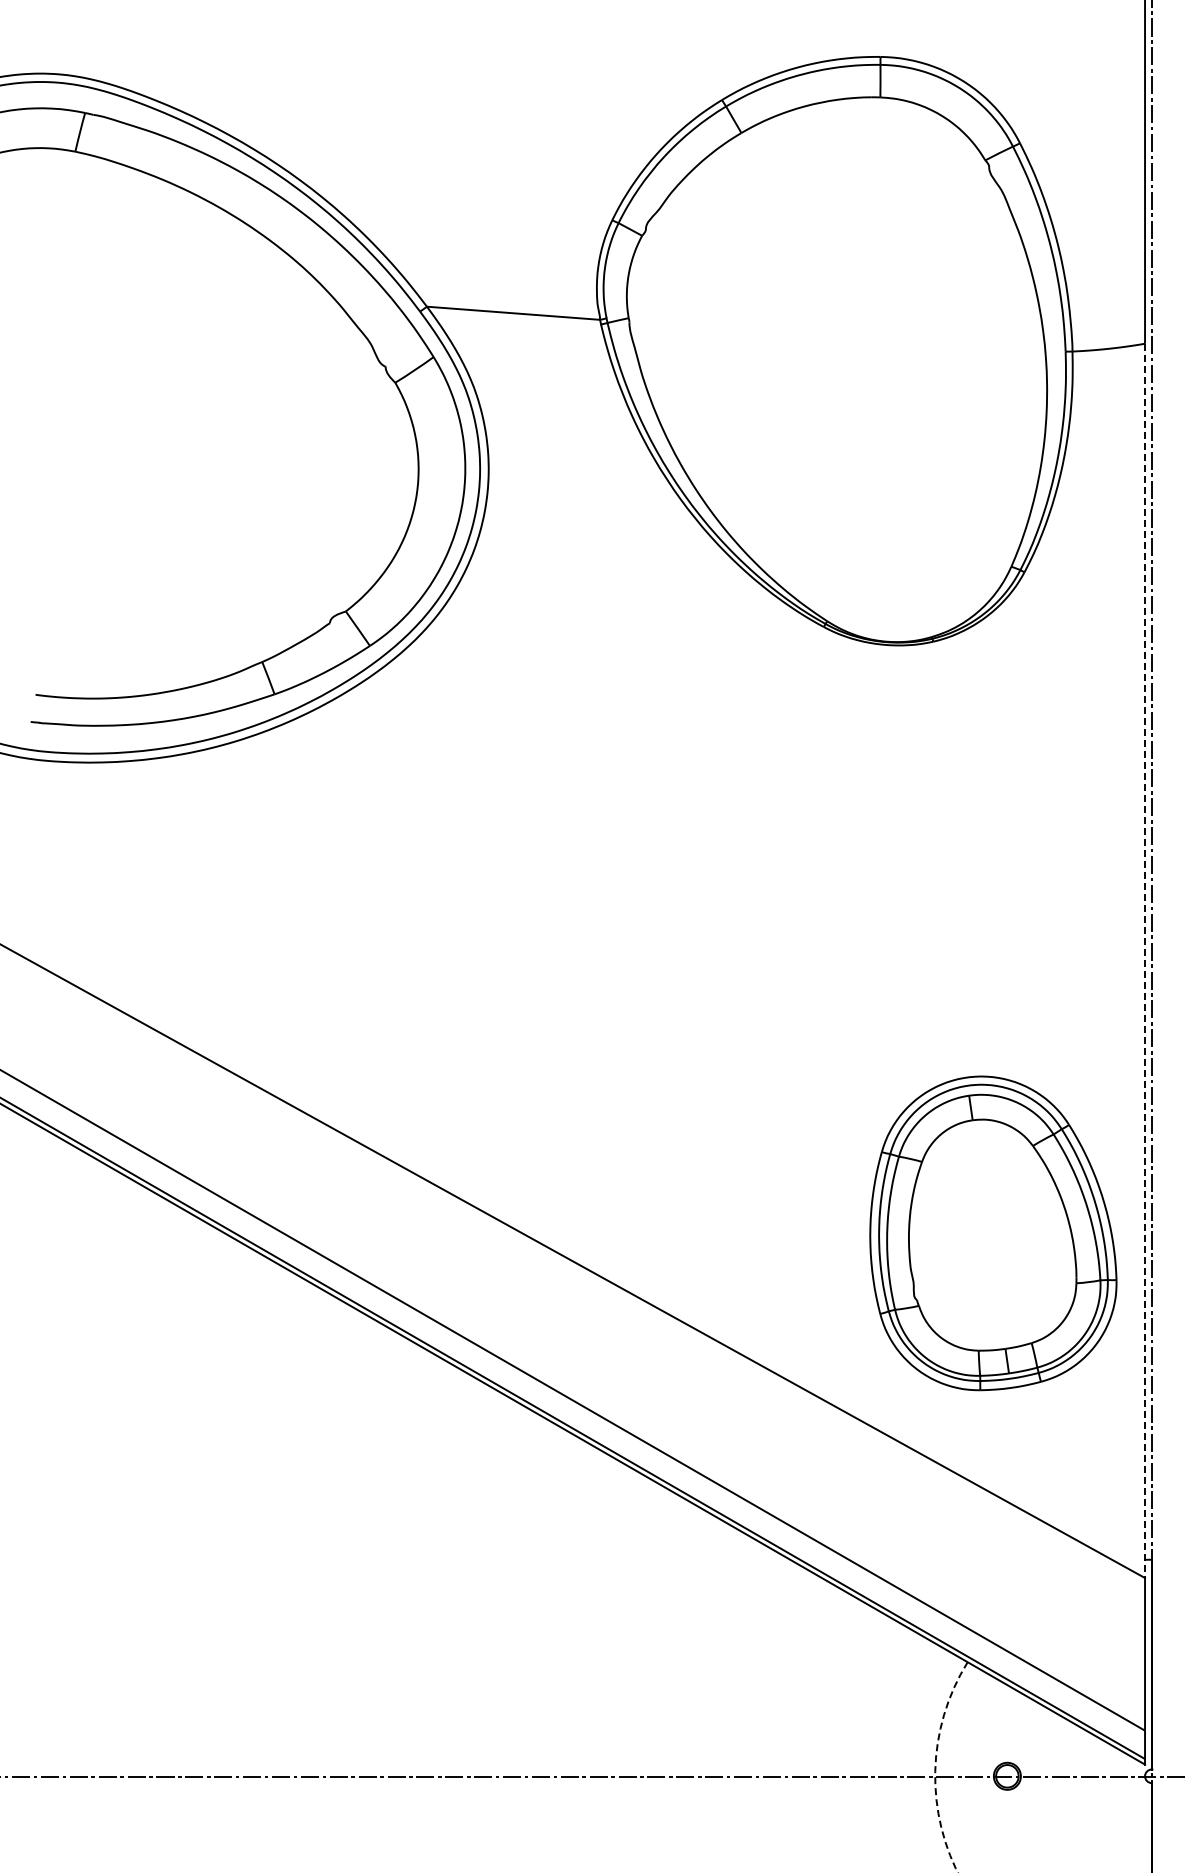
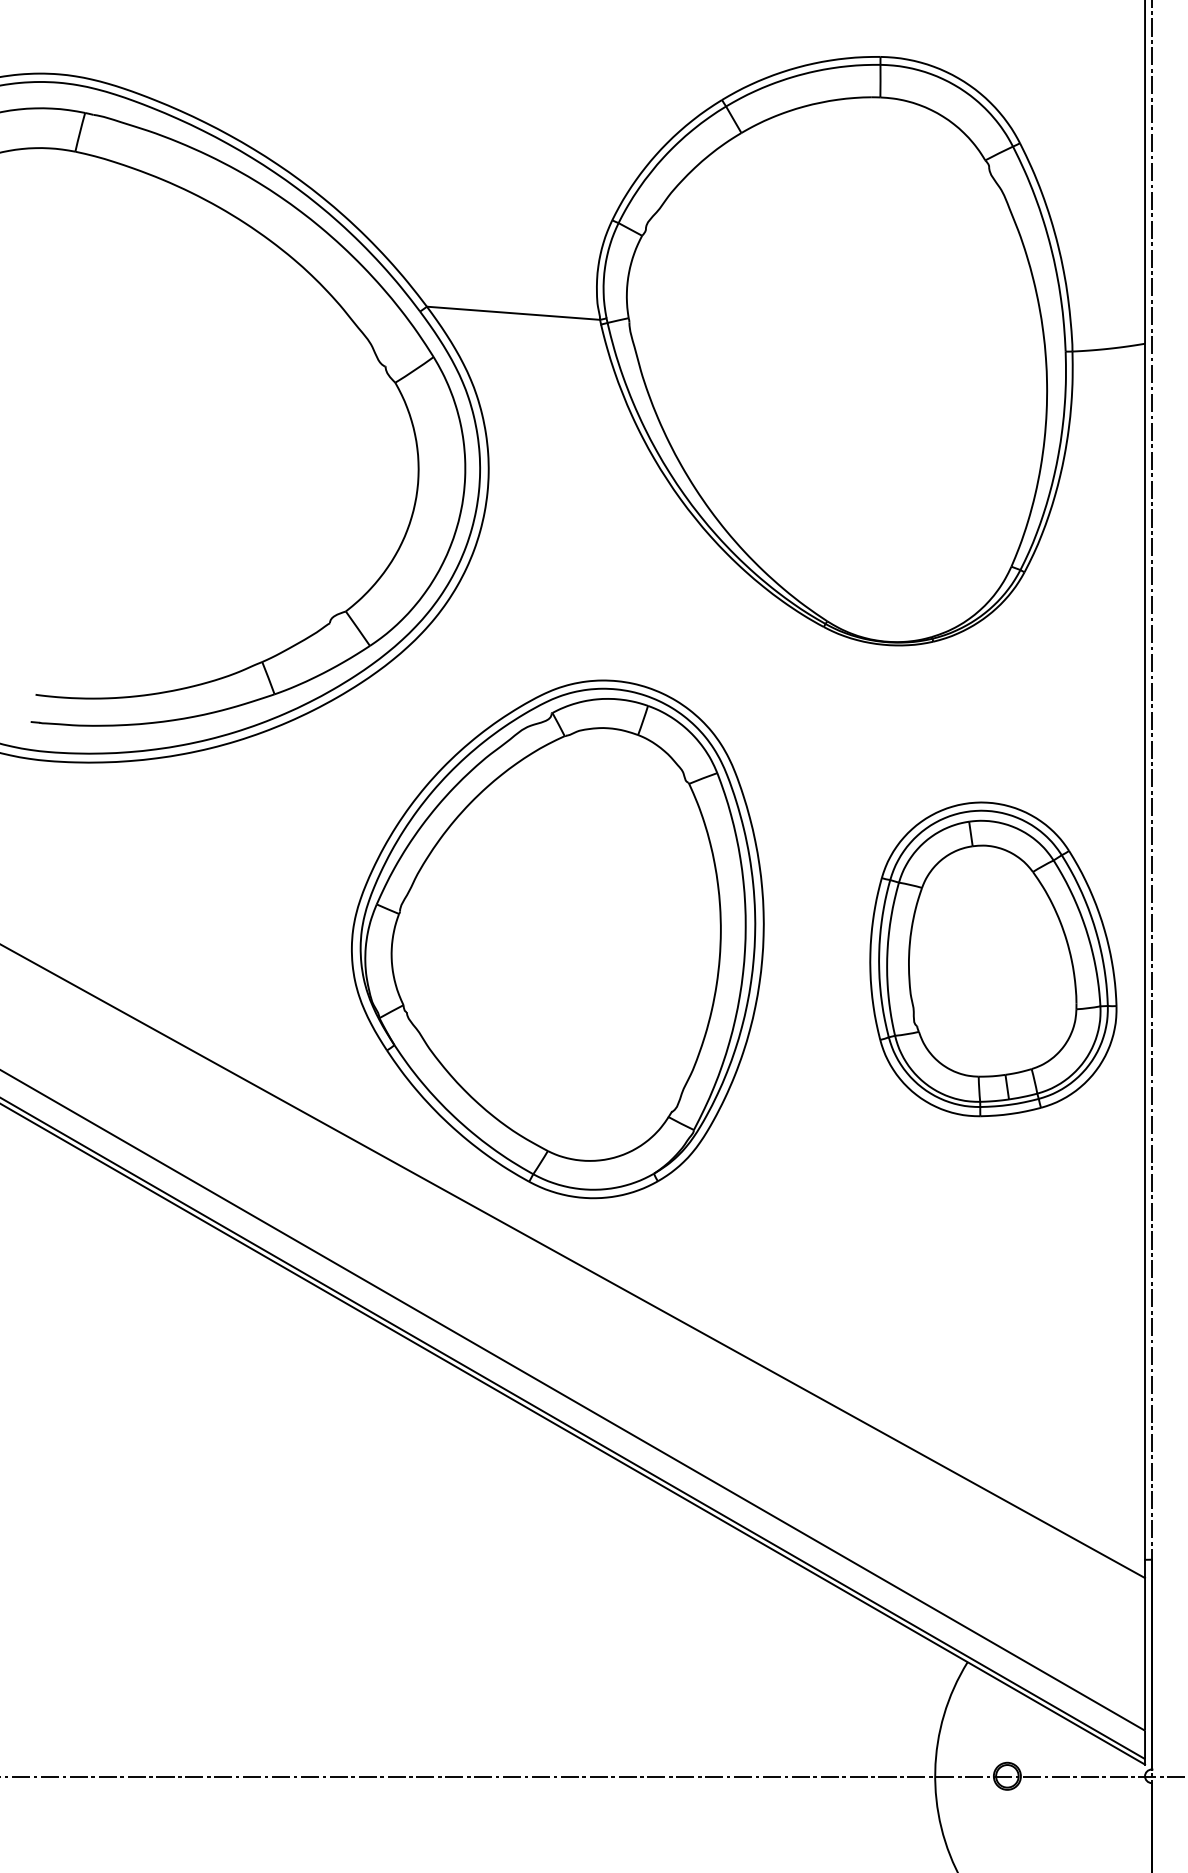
part: none -> present (557, 939)
line: dashed -> solid (1145, 961)
part position: (993, 1233) -> (993, 959) (993, 959)
arc: dashed -> solid (935, 1767)
